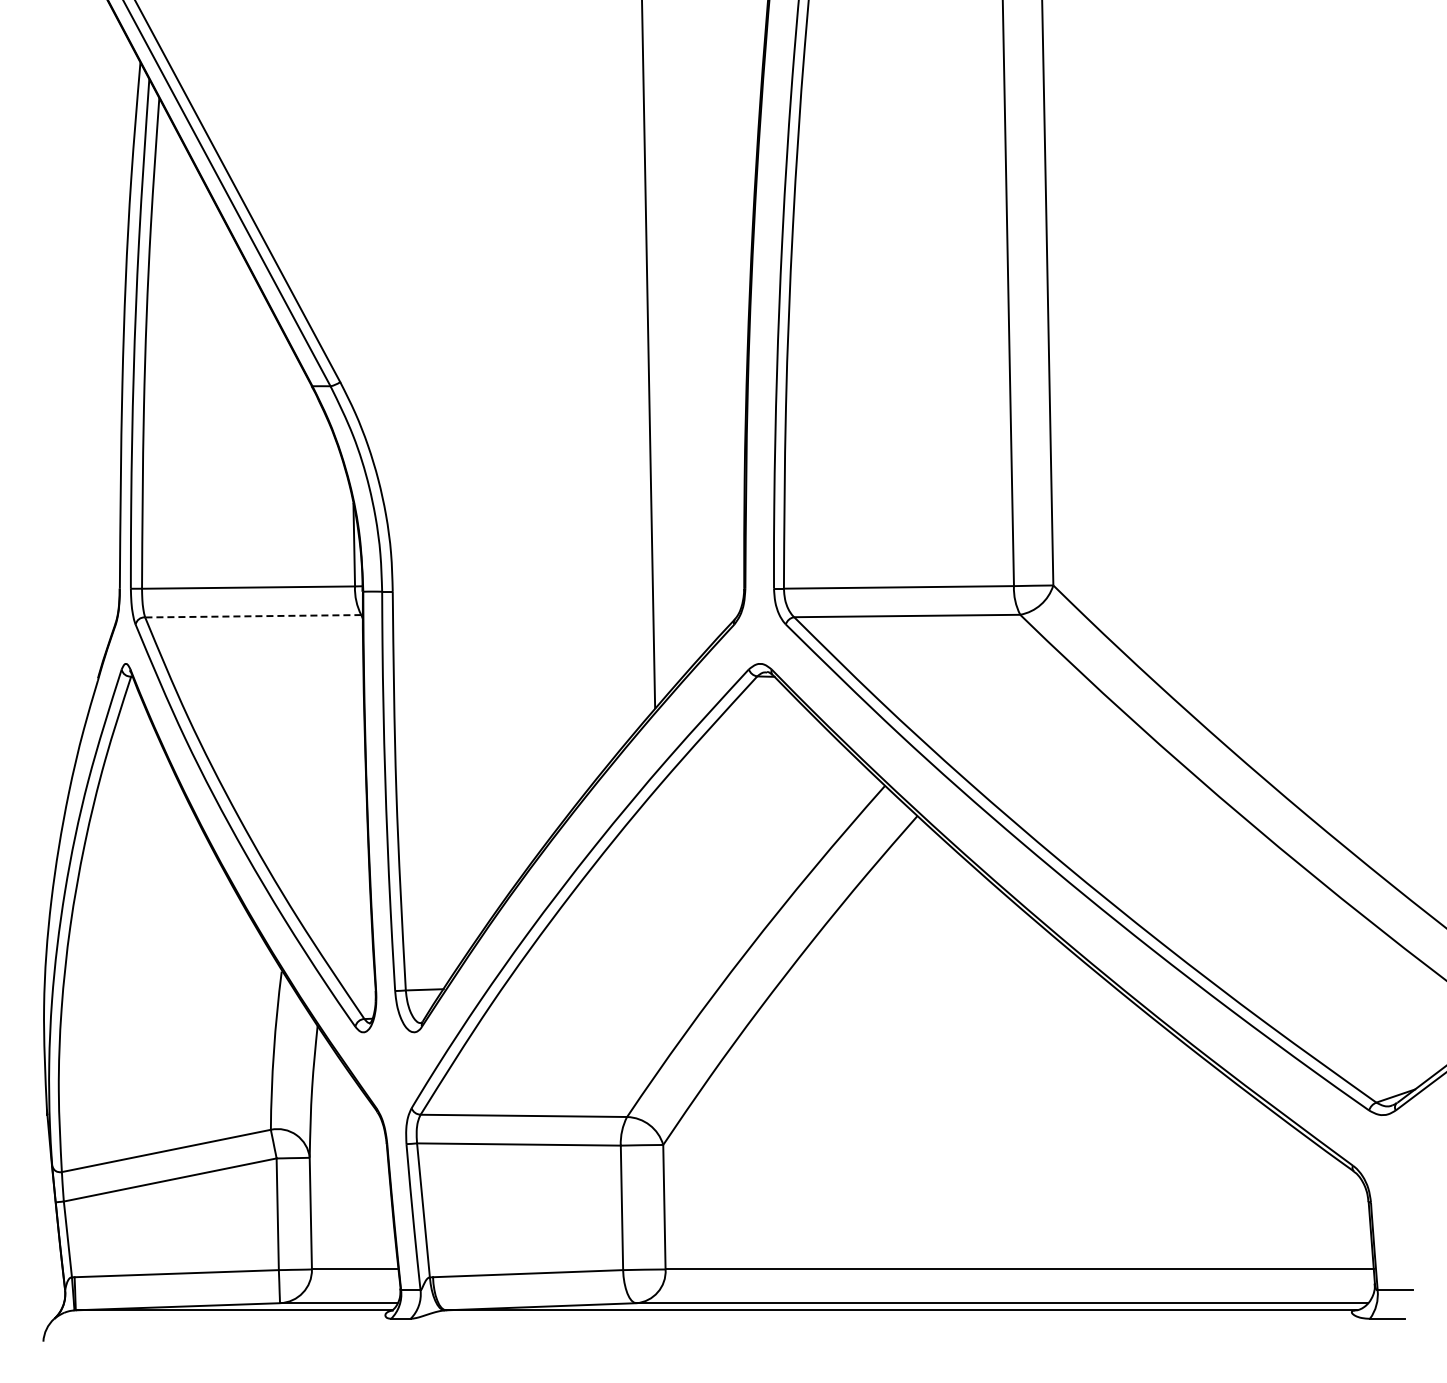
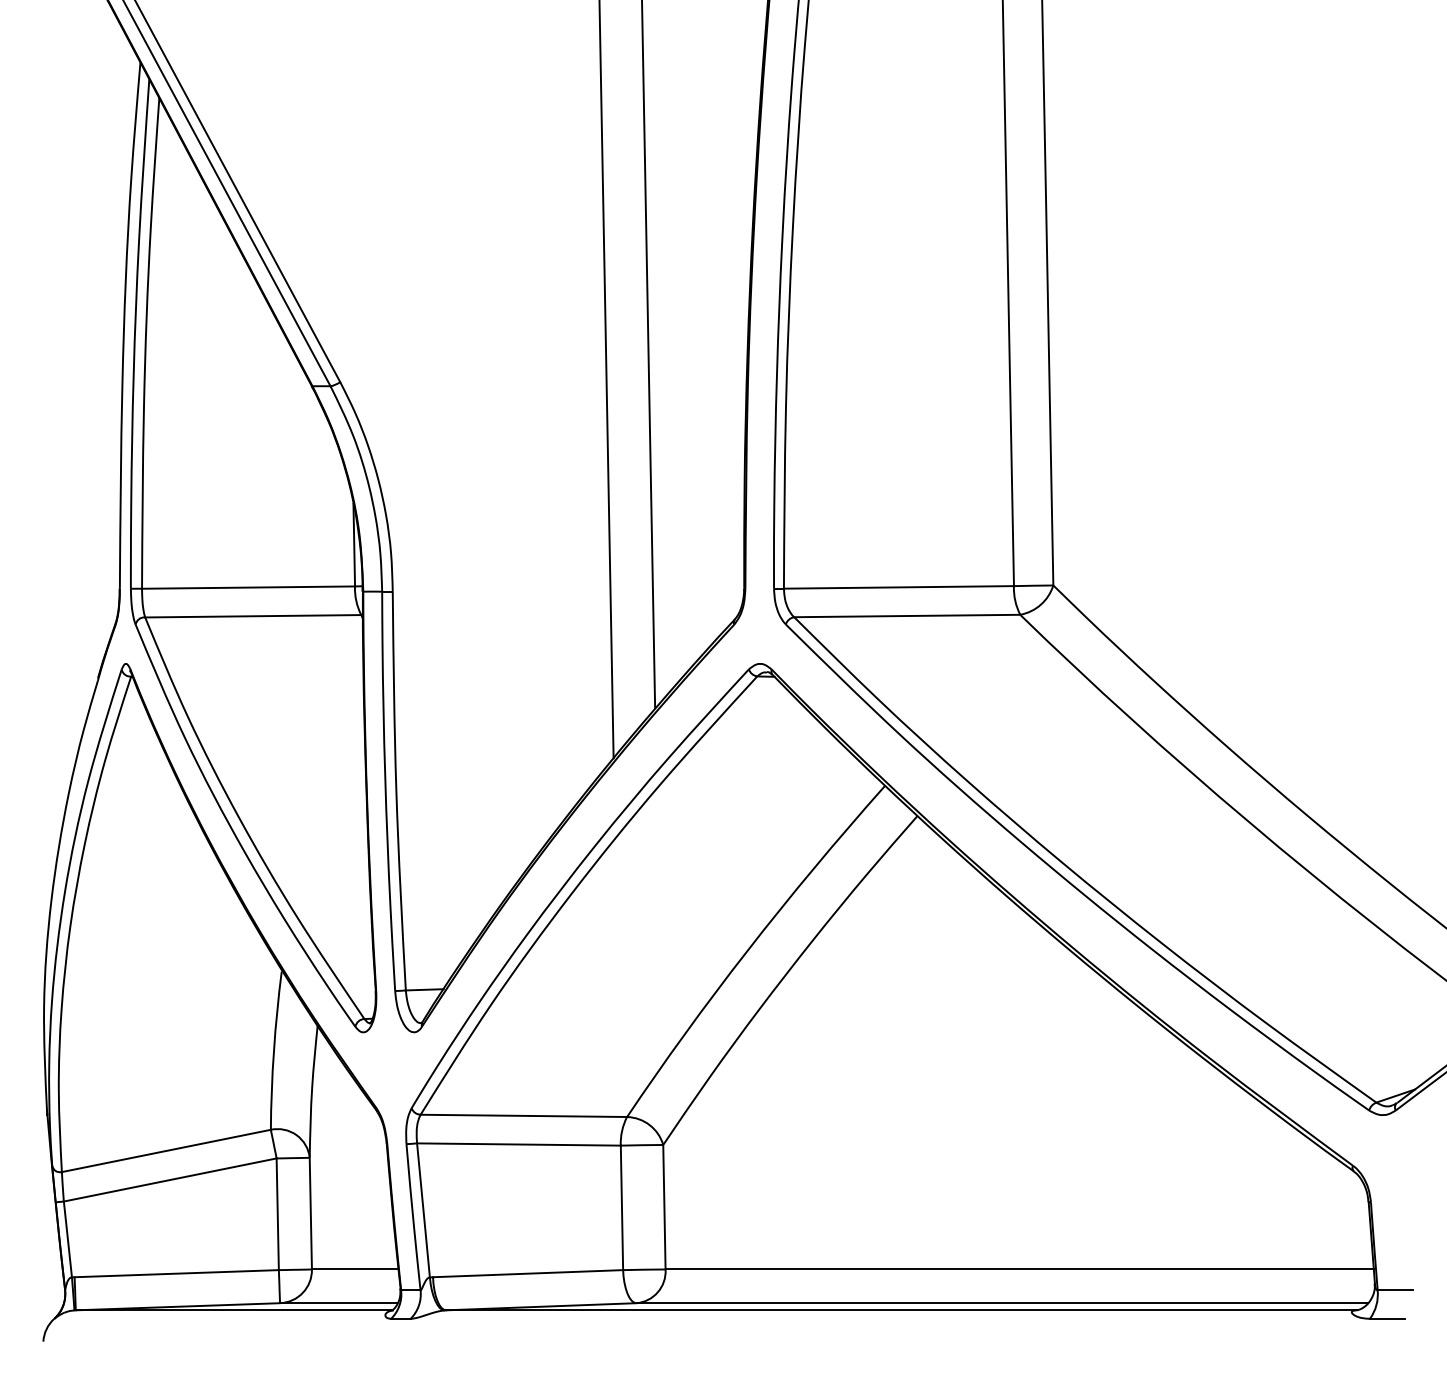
line: none -> present (606, 380)
line: dashed -> solid (252, 616)
